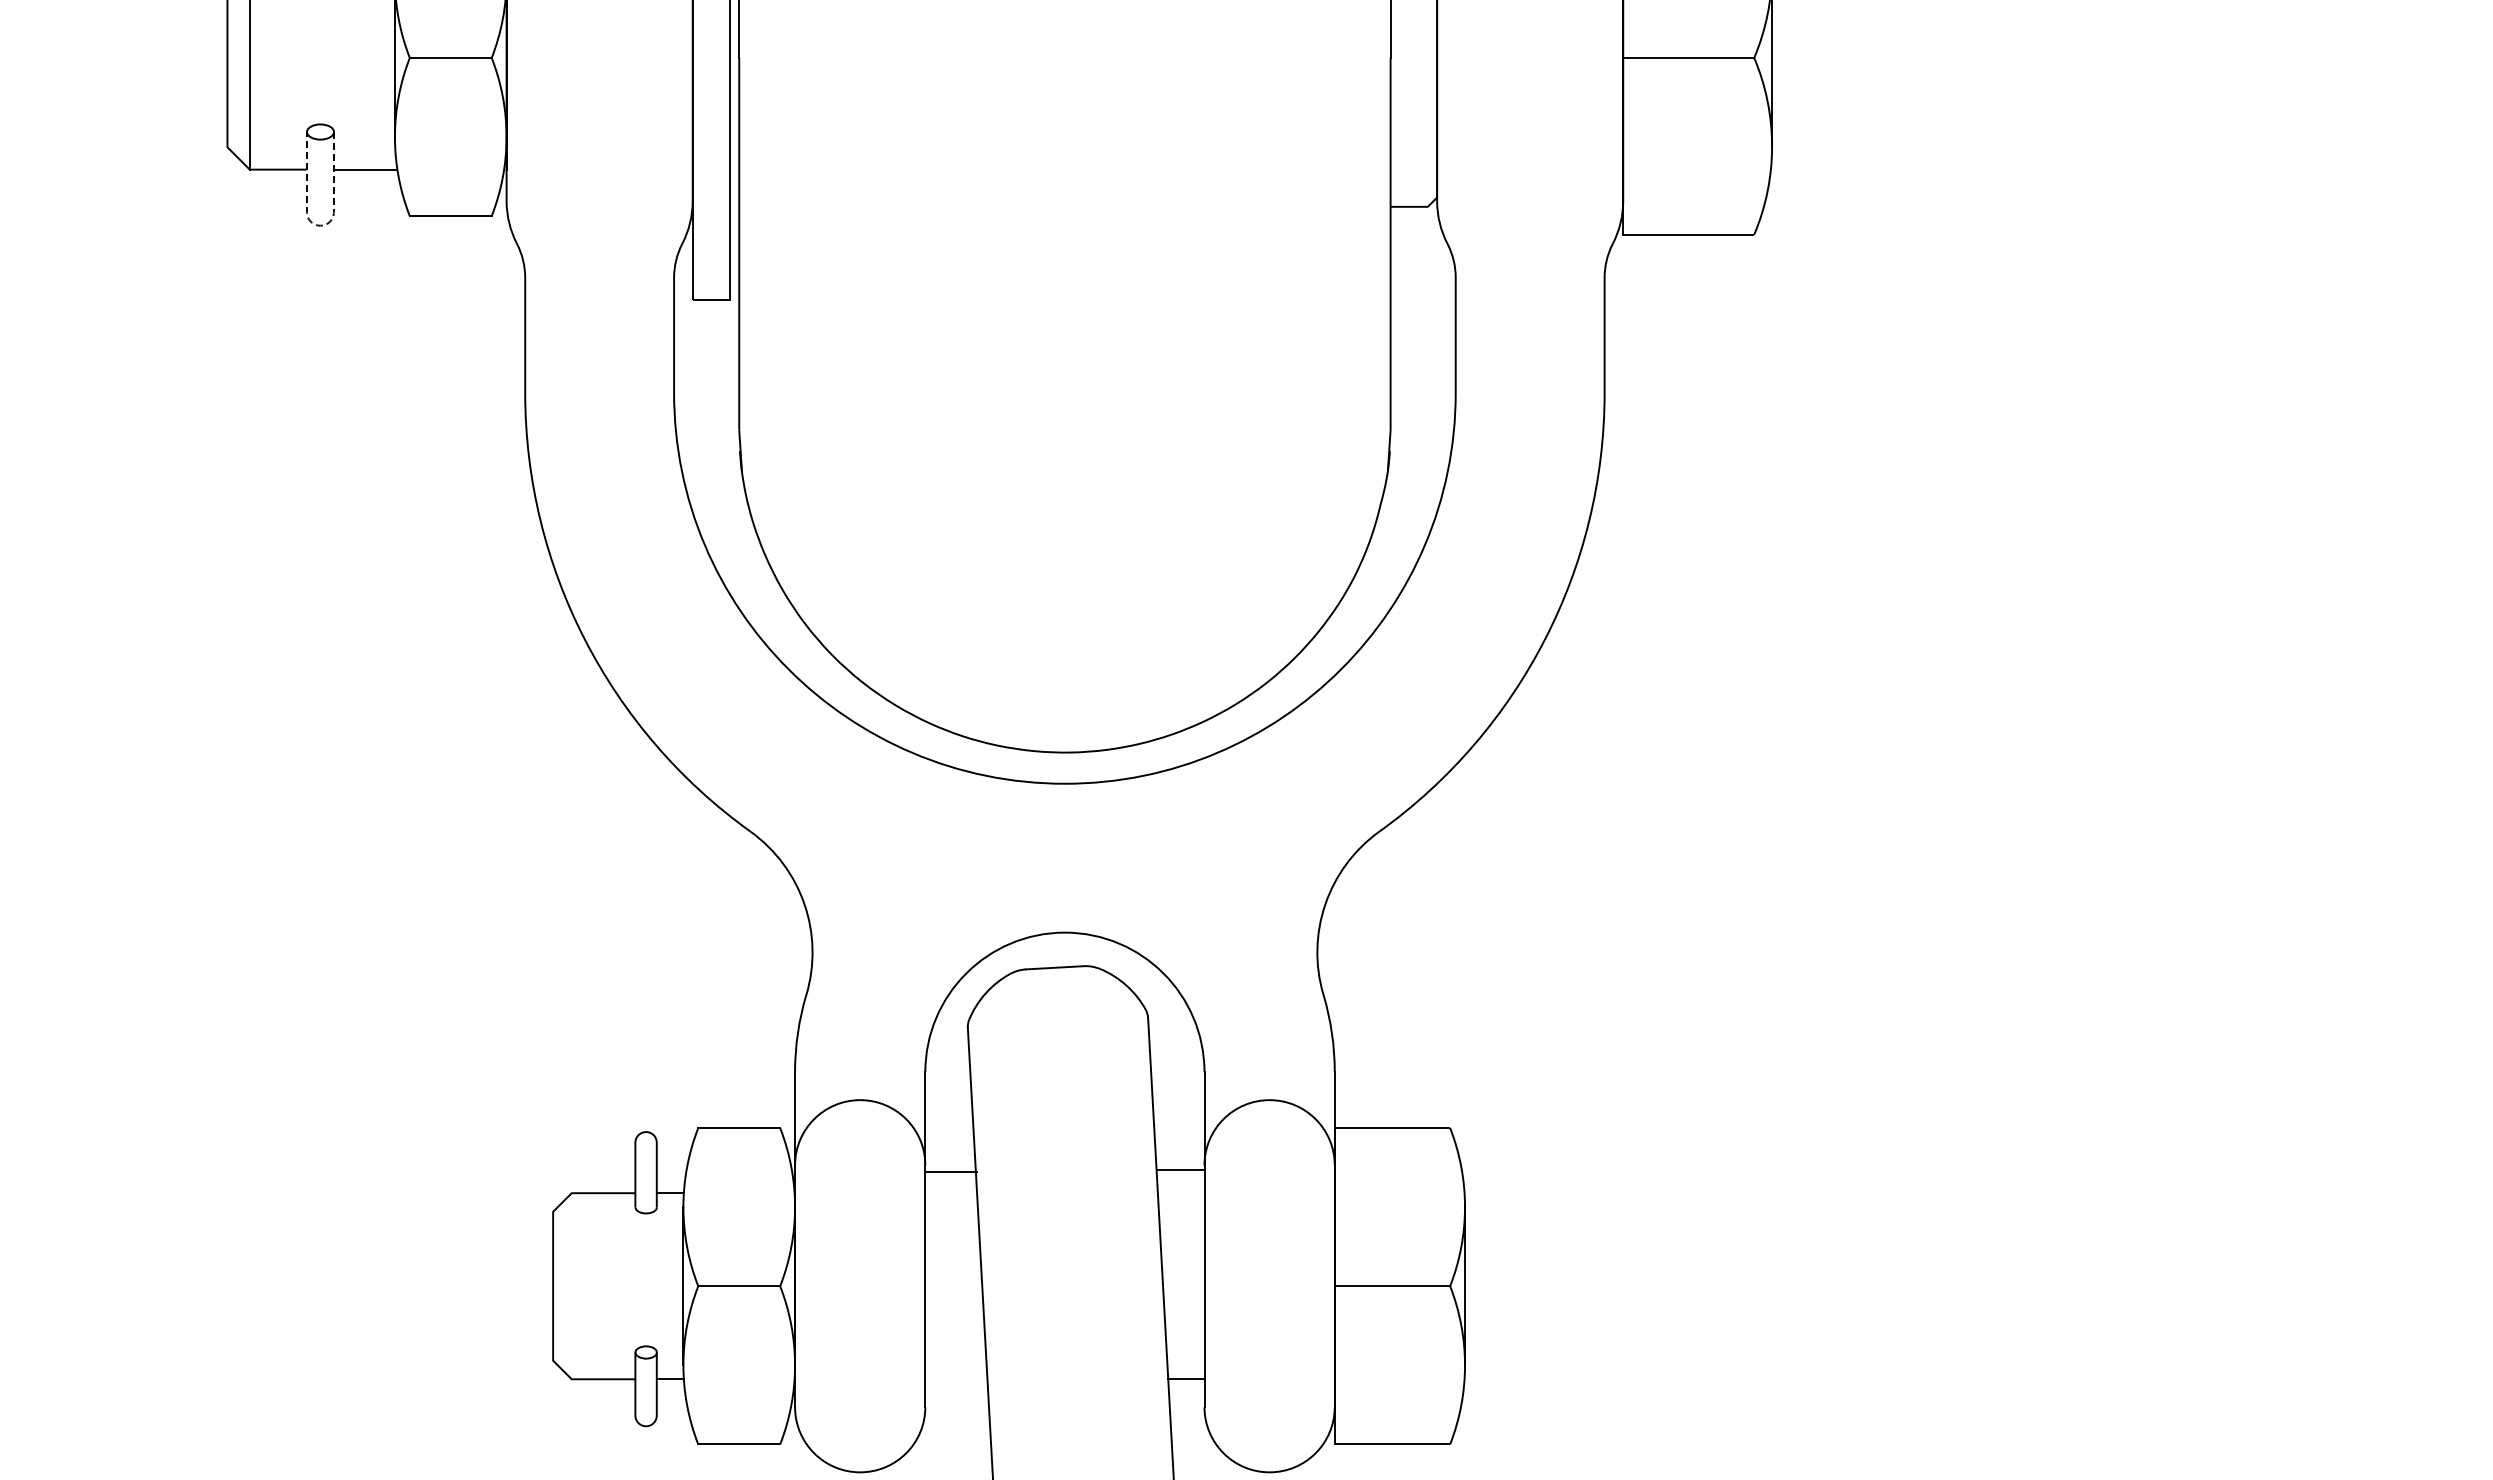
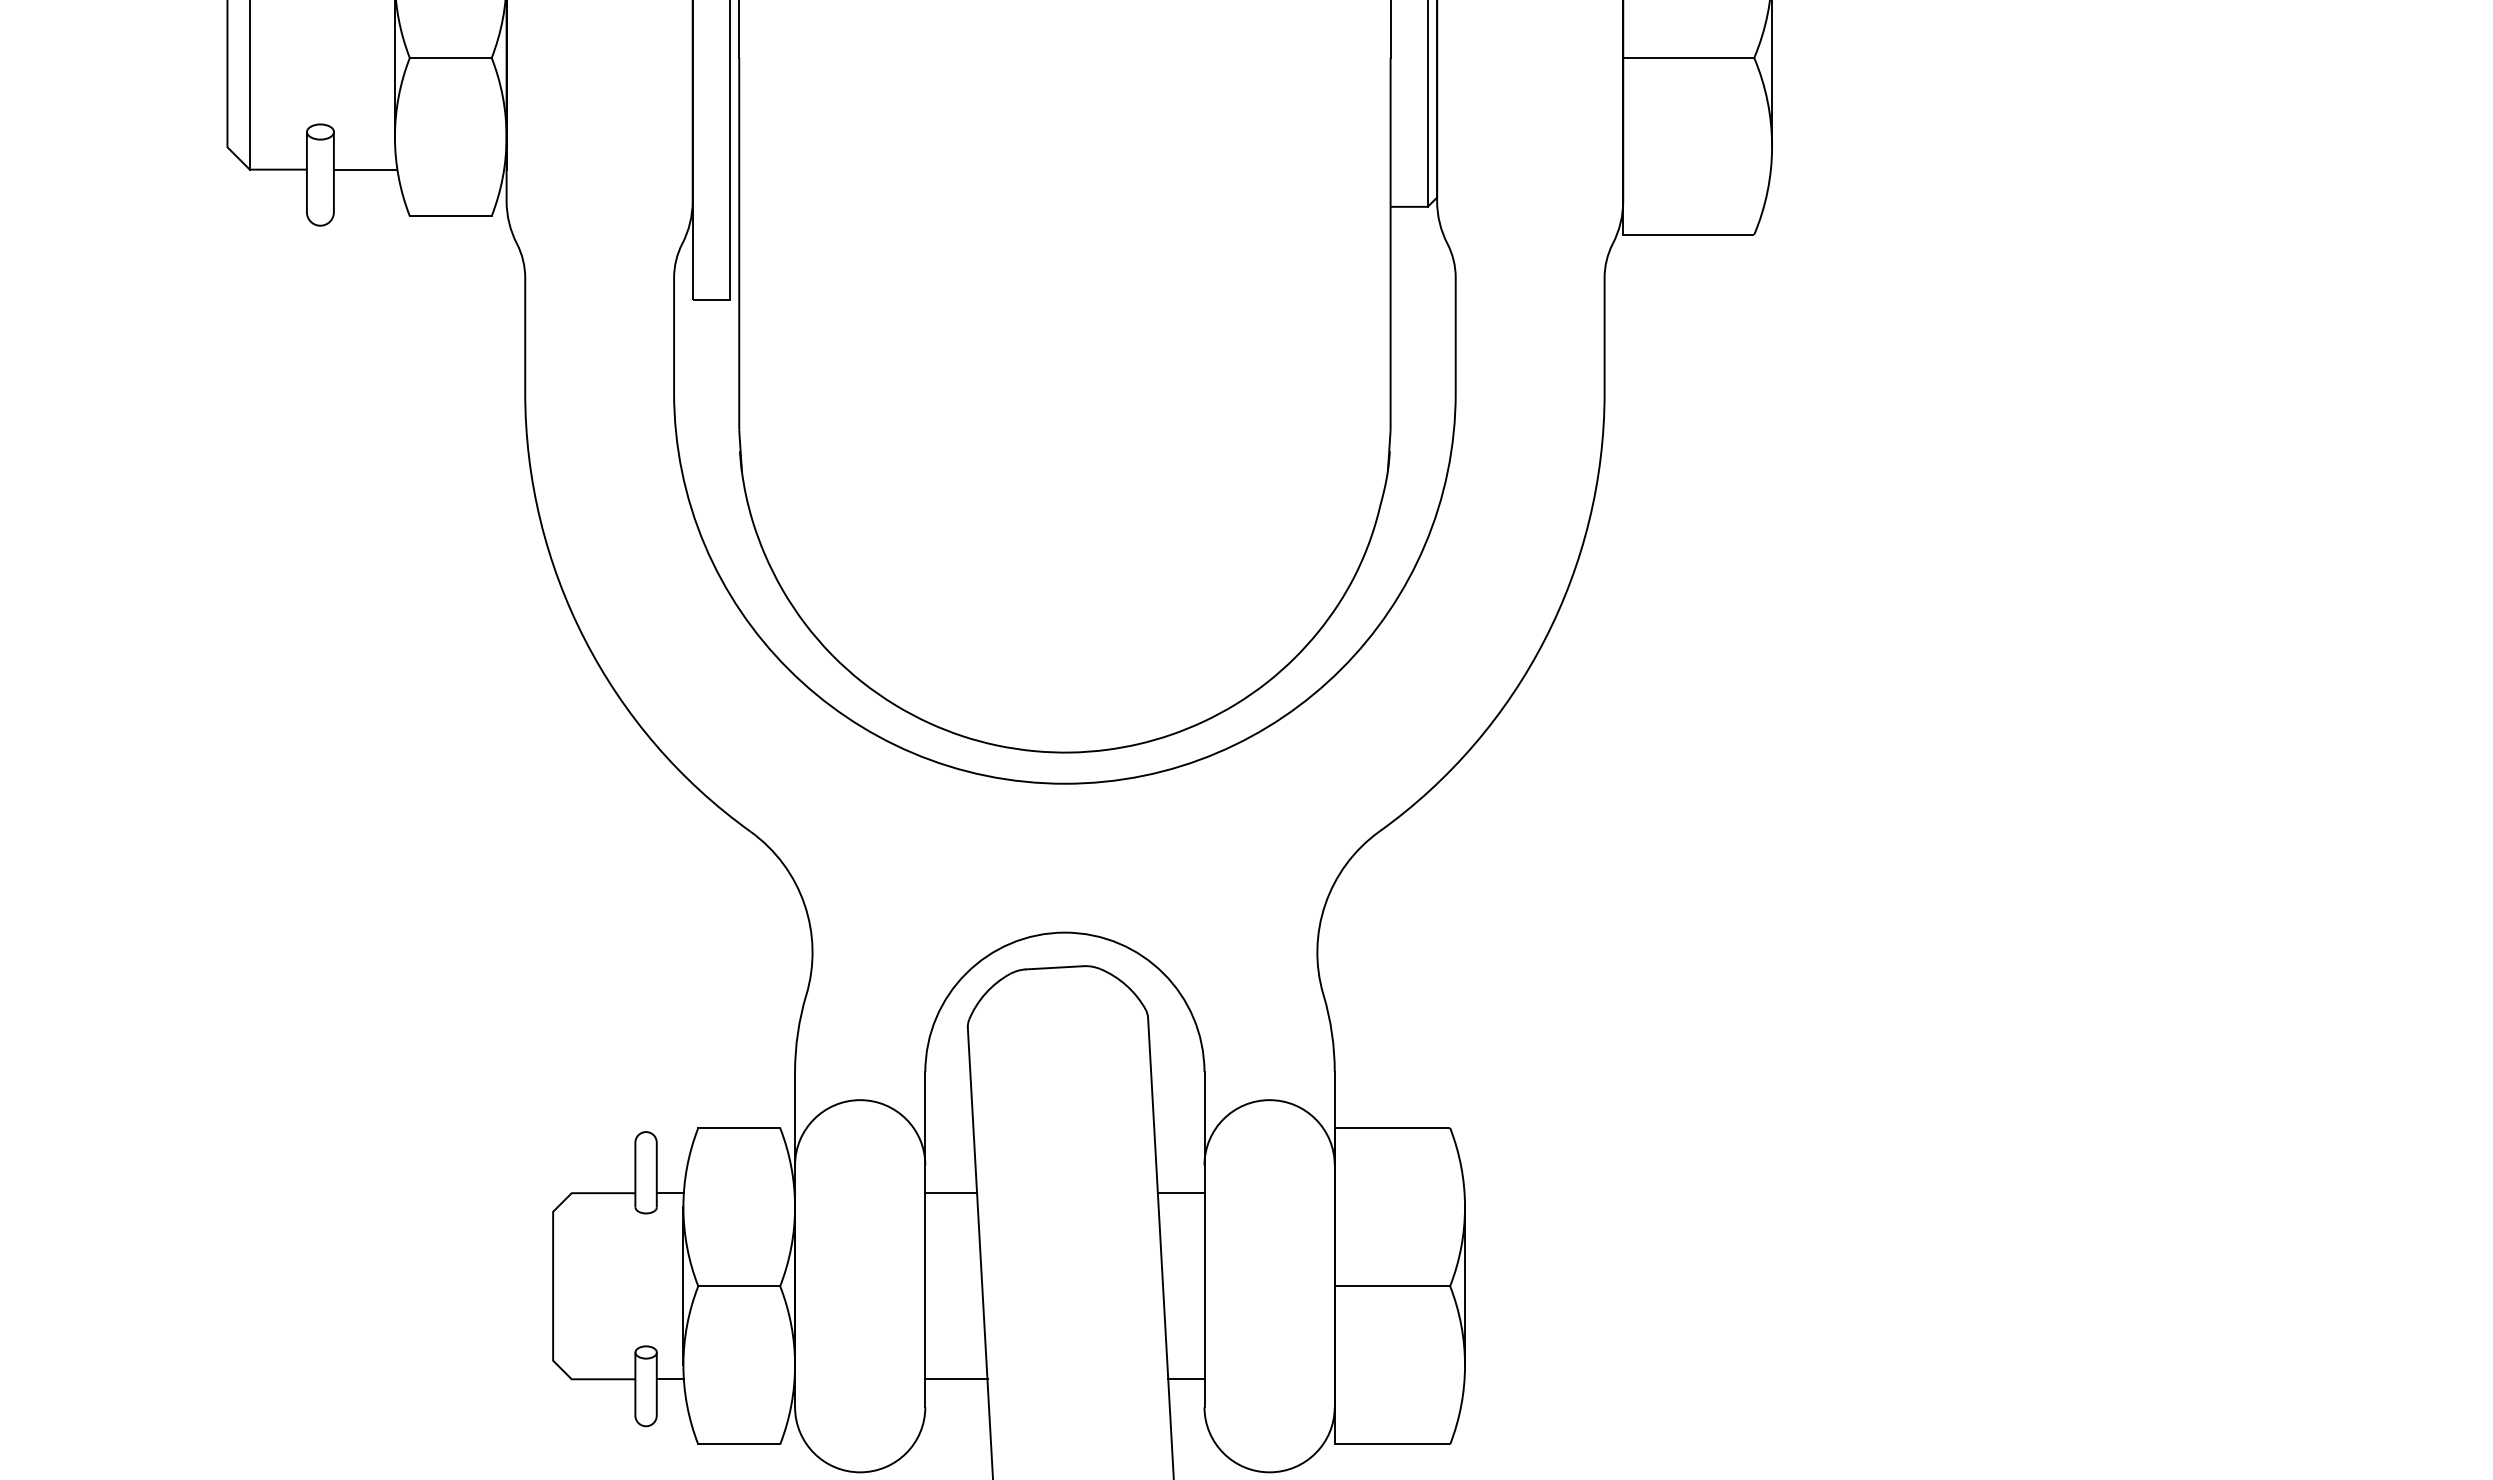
line: none -> present (1427, 104)
line: dashed -> solid (320, 225)
line position: (1180, 1170) -> (1180, 1193) (1180, 1193)
line position: (951, 1172) -> (951, 1193) (951, 1193)
line: none -> present (956, 1379)
